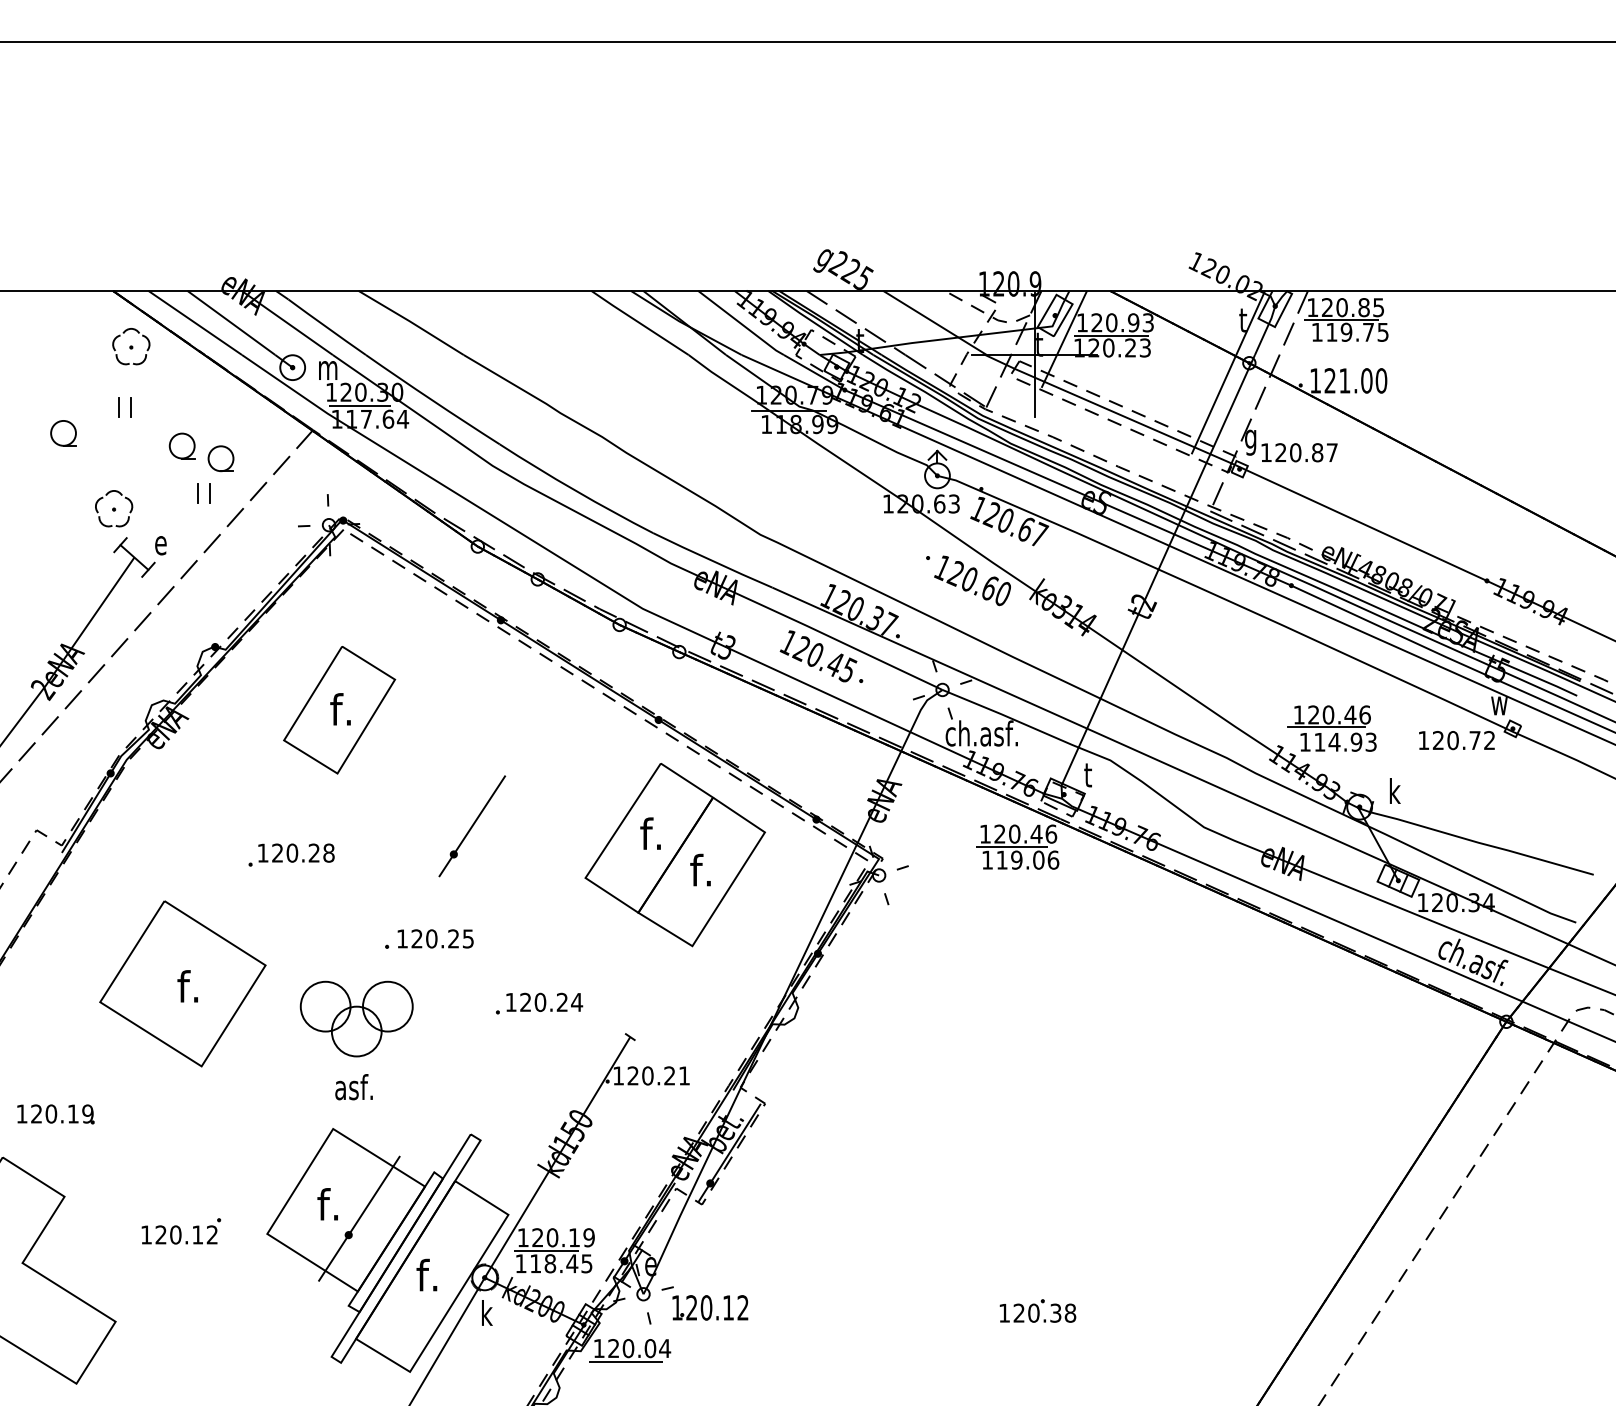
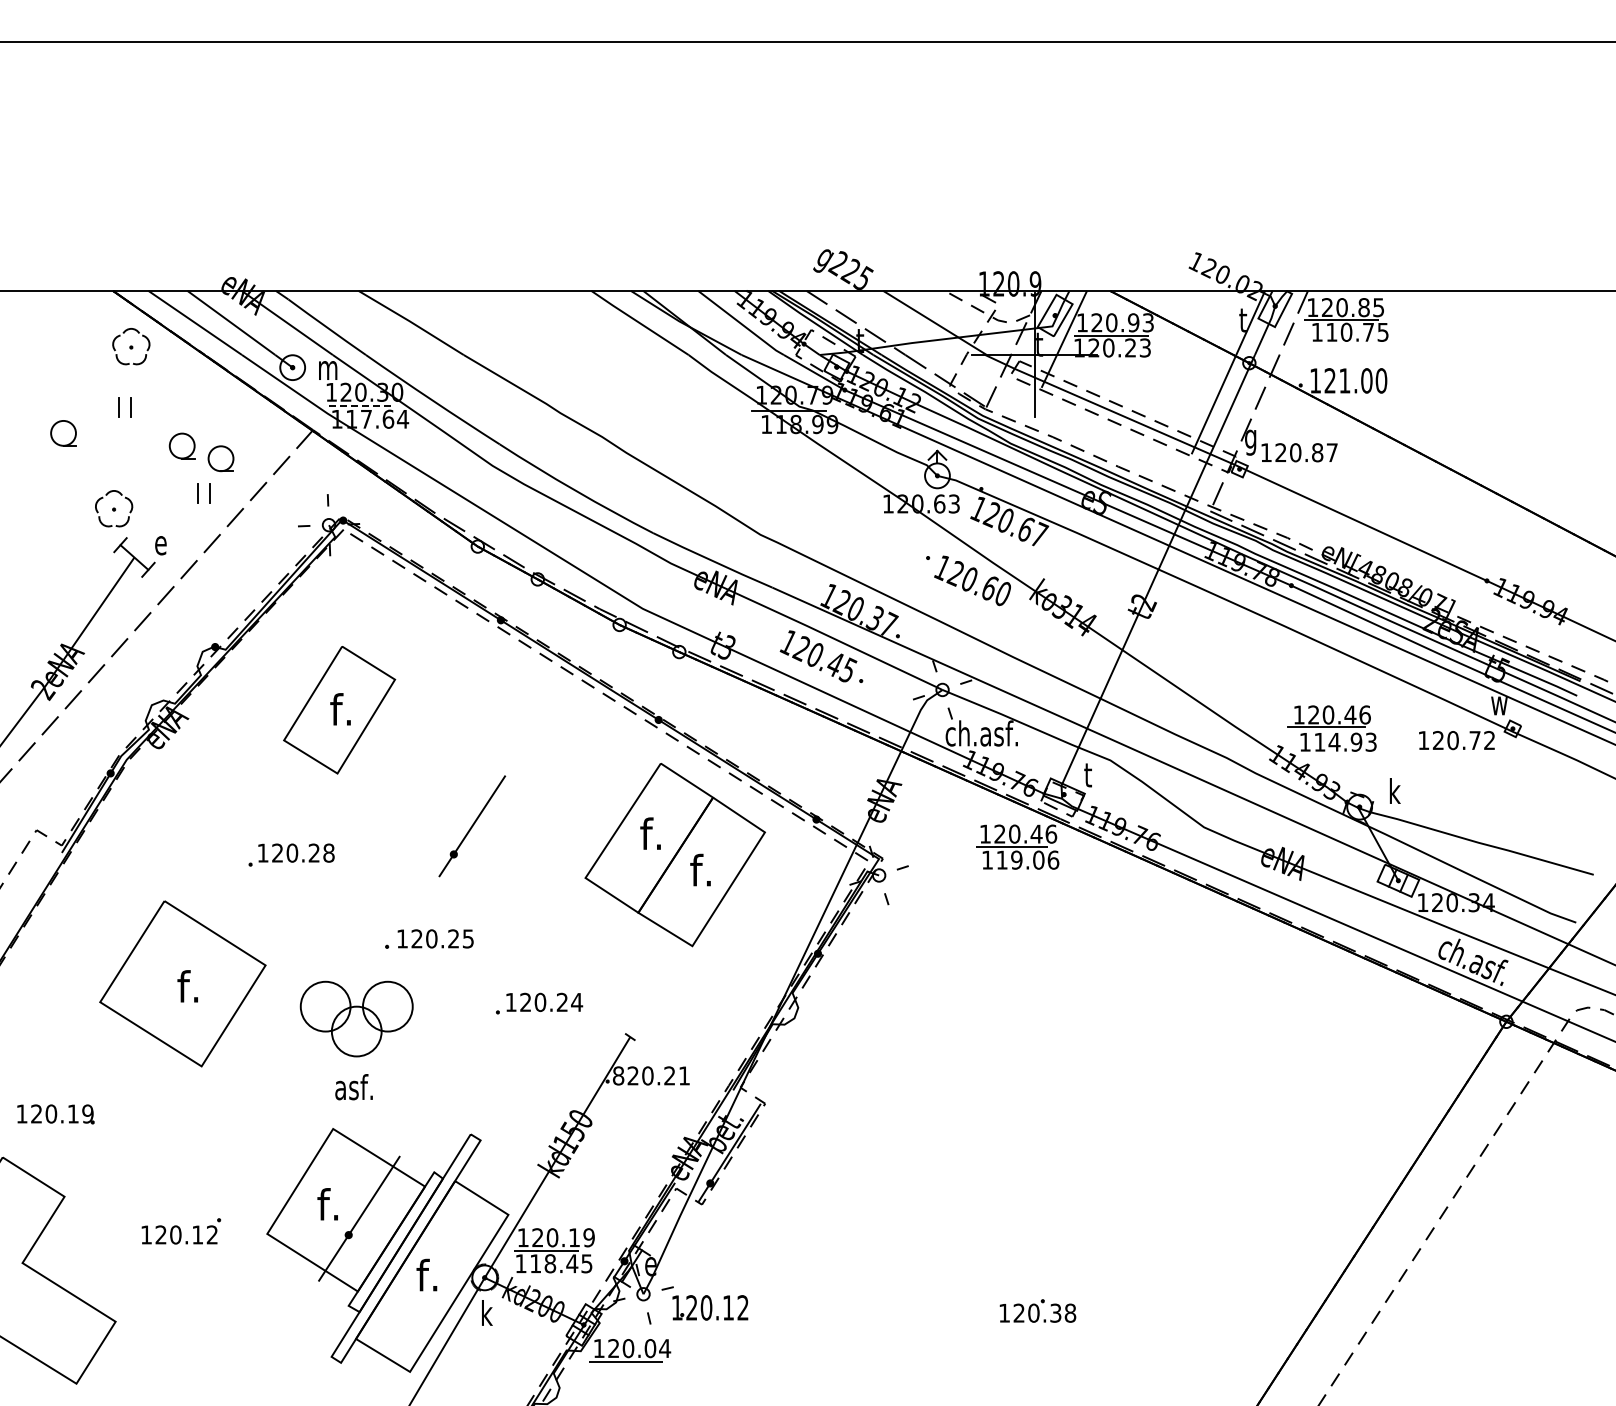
text: 119.75 -> 110.75 (1346, 332)
line: solid -> dashed (359, 406)
text: 120.21 -> 820.21 (618, 1075)
